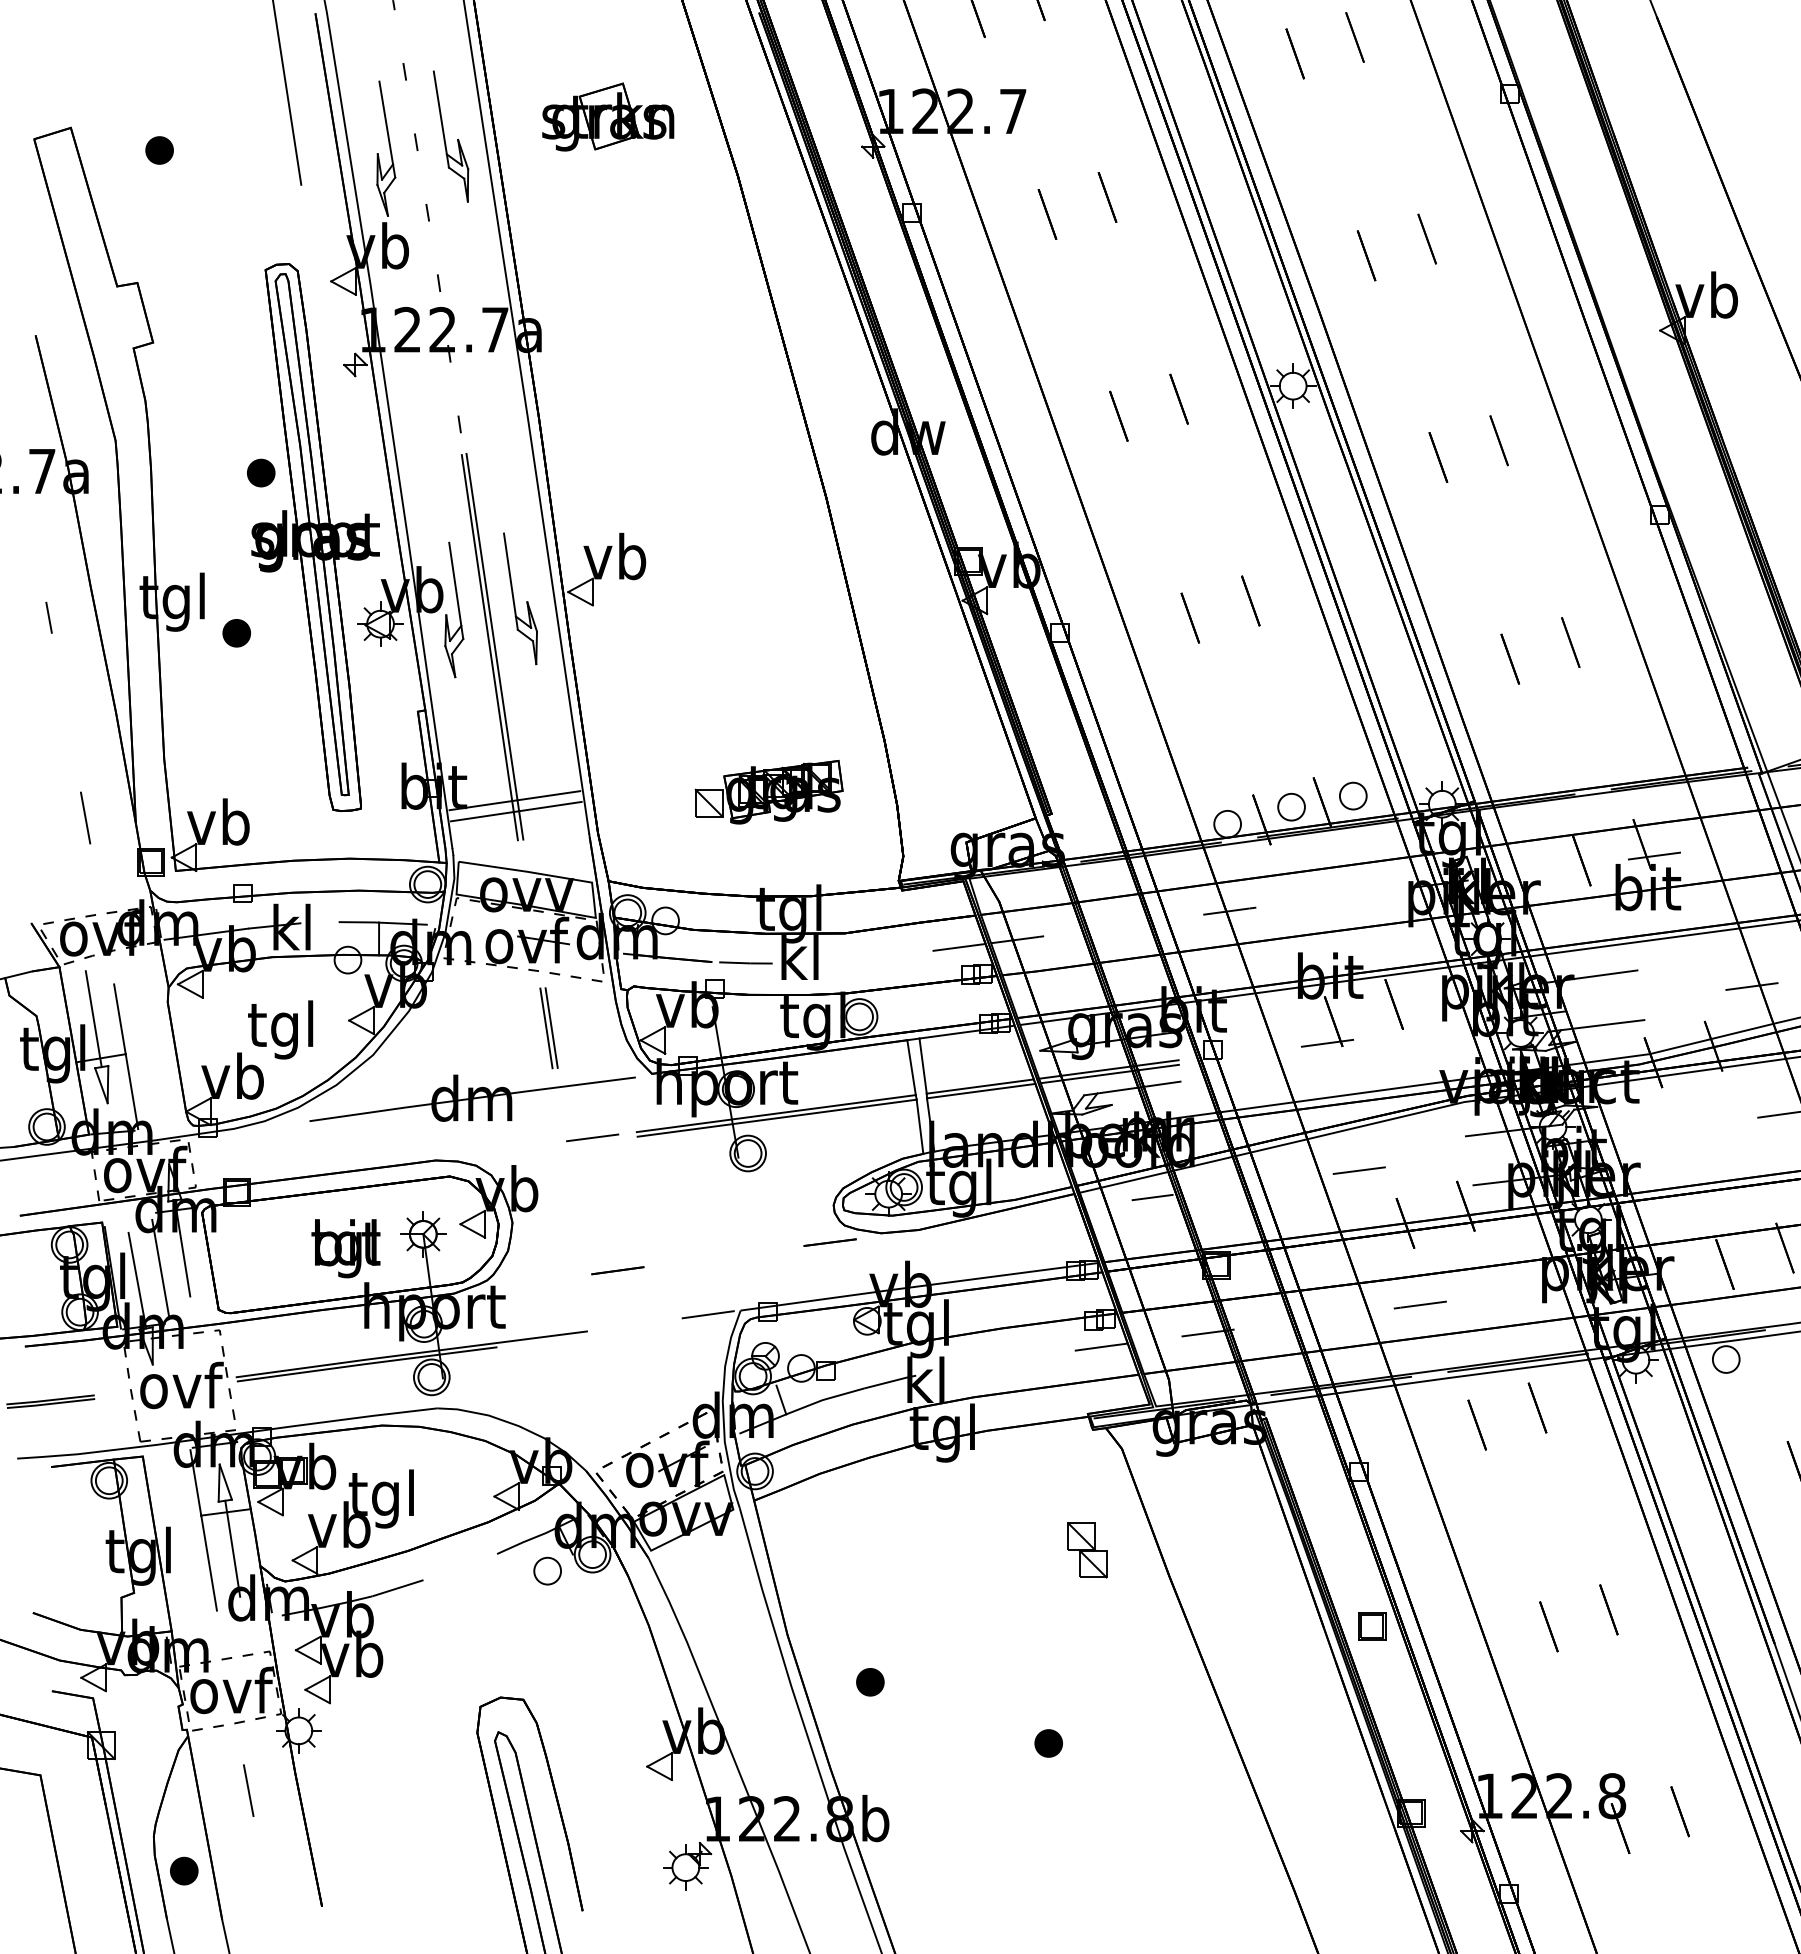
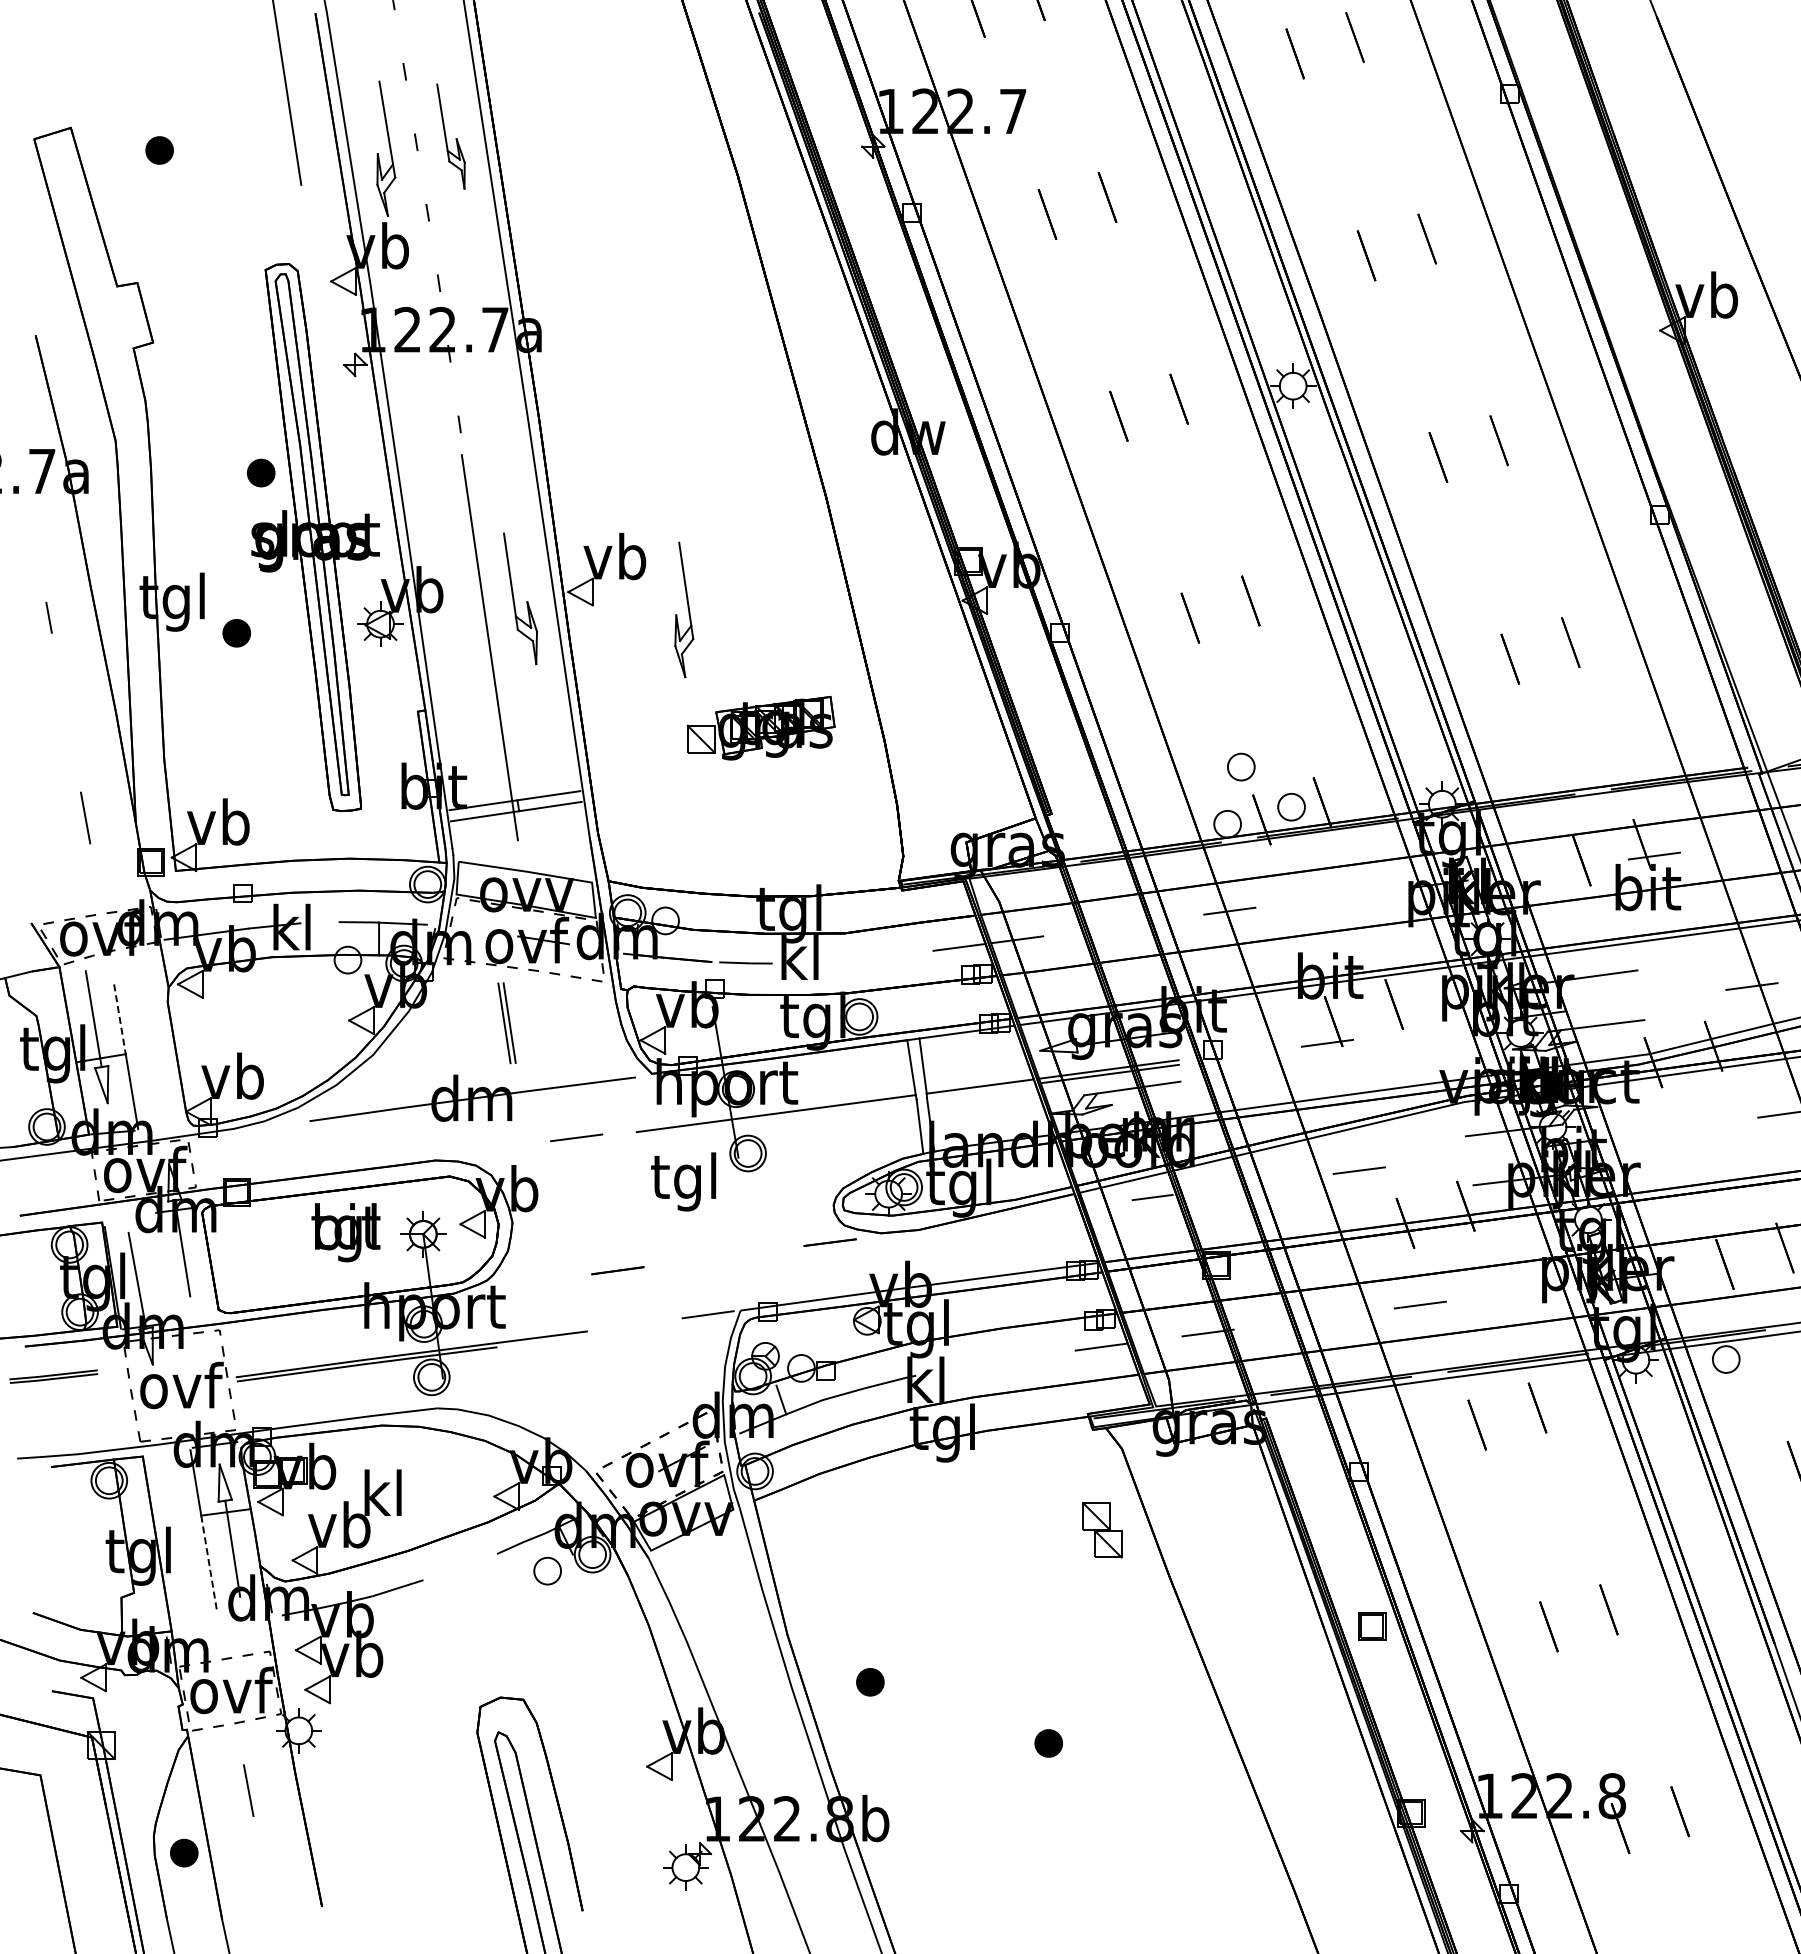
part: present -> none (608, 116)
part size: 38x133 px -> 30x107 px (450, 136)
part position: (454, 609) -> (684, 609) (684, 609)
line: present -> none (491, 626)
part position: (768, 792) -> (760, 728) (760, 728)
part position: (1353, 795) -> (1241, 766) (1241, 766)
line: present -> none (521, 825)
line: solid -> dashed (120, 1019)
part position: (548, 1028) -> (506, 1023) (506, 1023)
text position: (280, 1029) -> (683, 1181) (683, 1181)
line: present -> none (981, 1090)
line: present -> none (776, 1117)
line position: (592, 1137) -> (576, 1137) (576, 1137)
text position: (345, 1248) -> (345, 1232) (345, 1232)
line: present -> none (160, 1267)
part position: (50, 1401) -> (53, 1376) (53, 1376)
text: tgl -> kl (380, 1498)
part position: (1087, 1550) -> (1102, 1530) (1102, 1530)
line: solid -> dashed (209, 1563)
part position: (184, 1870) -> (184, 1852) (184, 1852)
